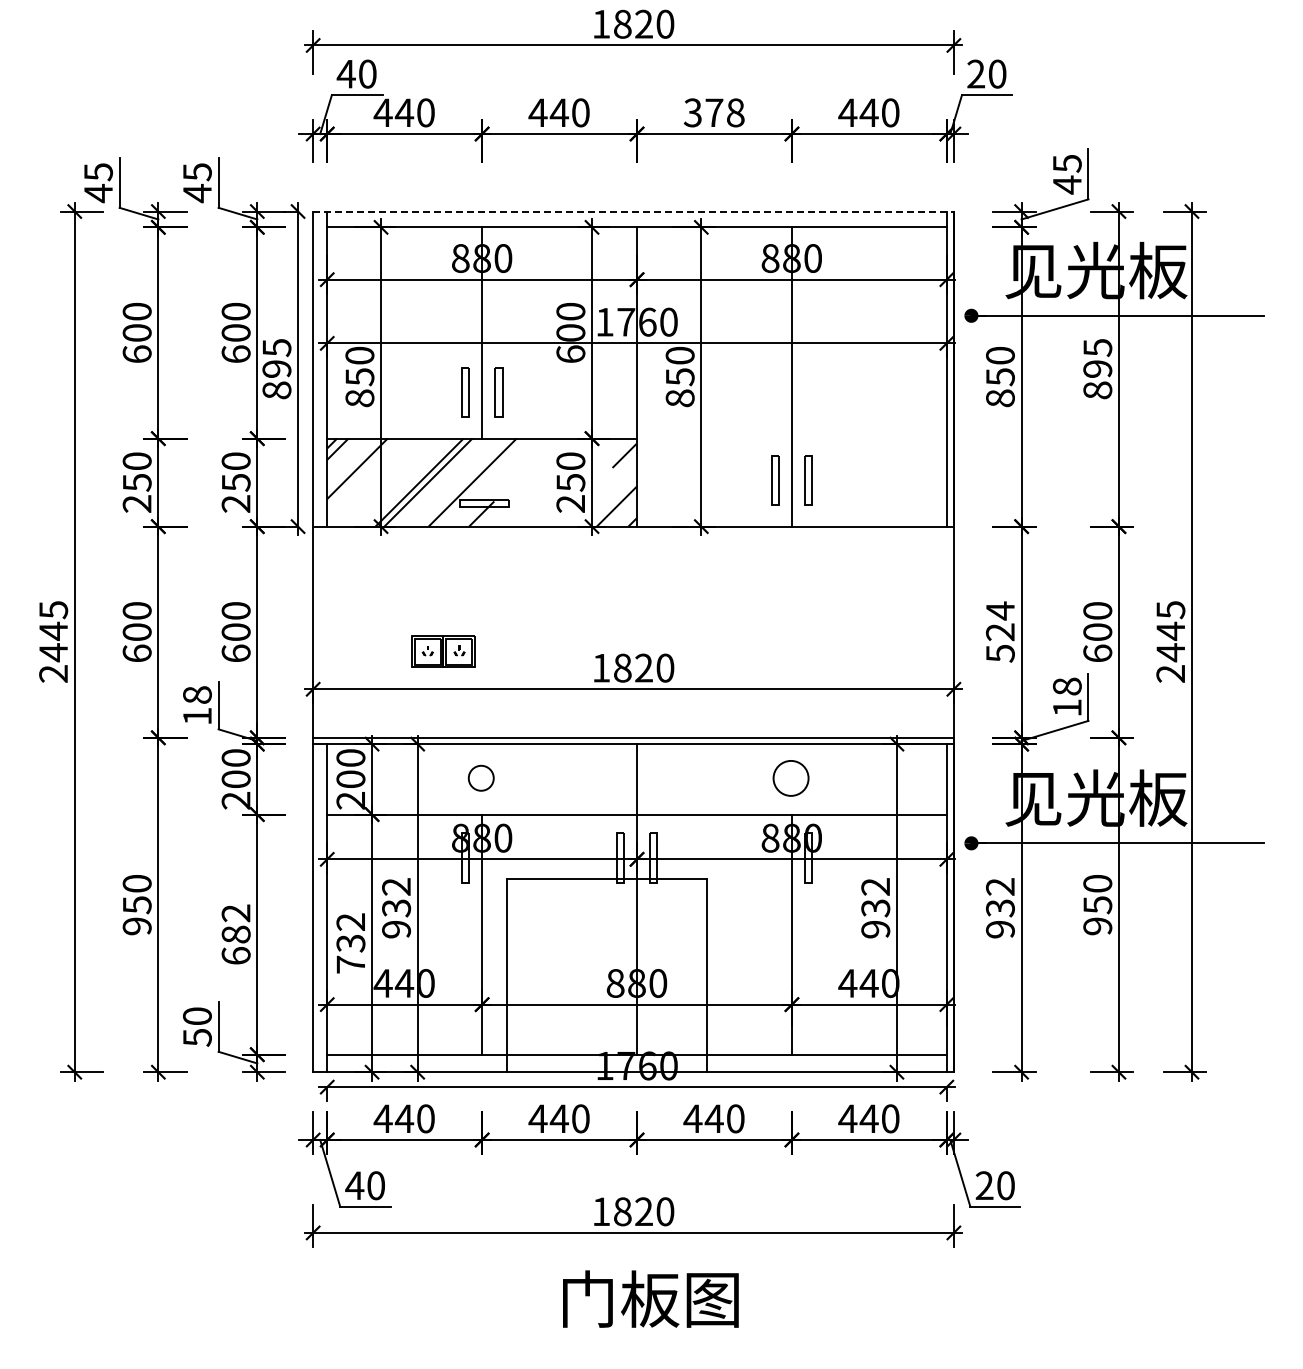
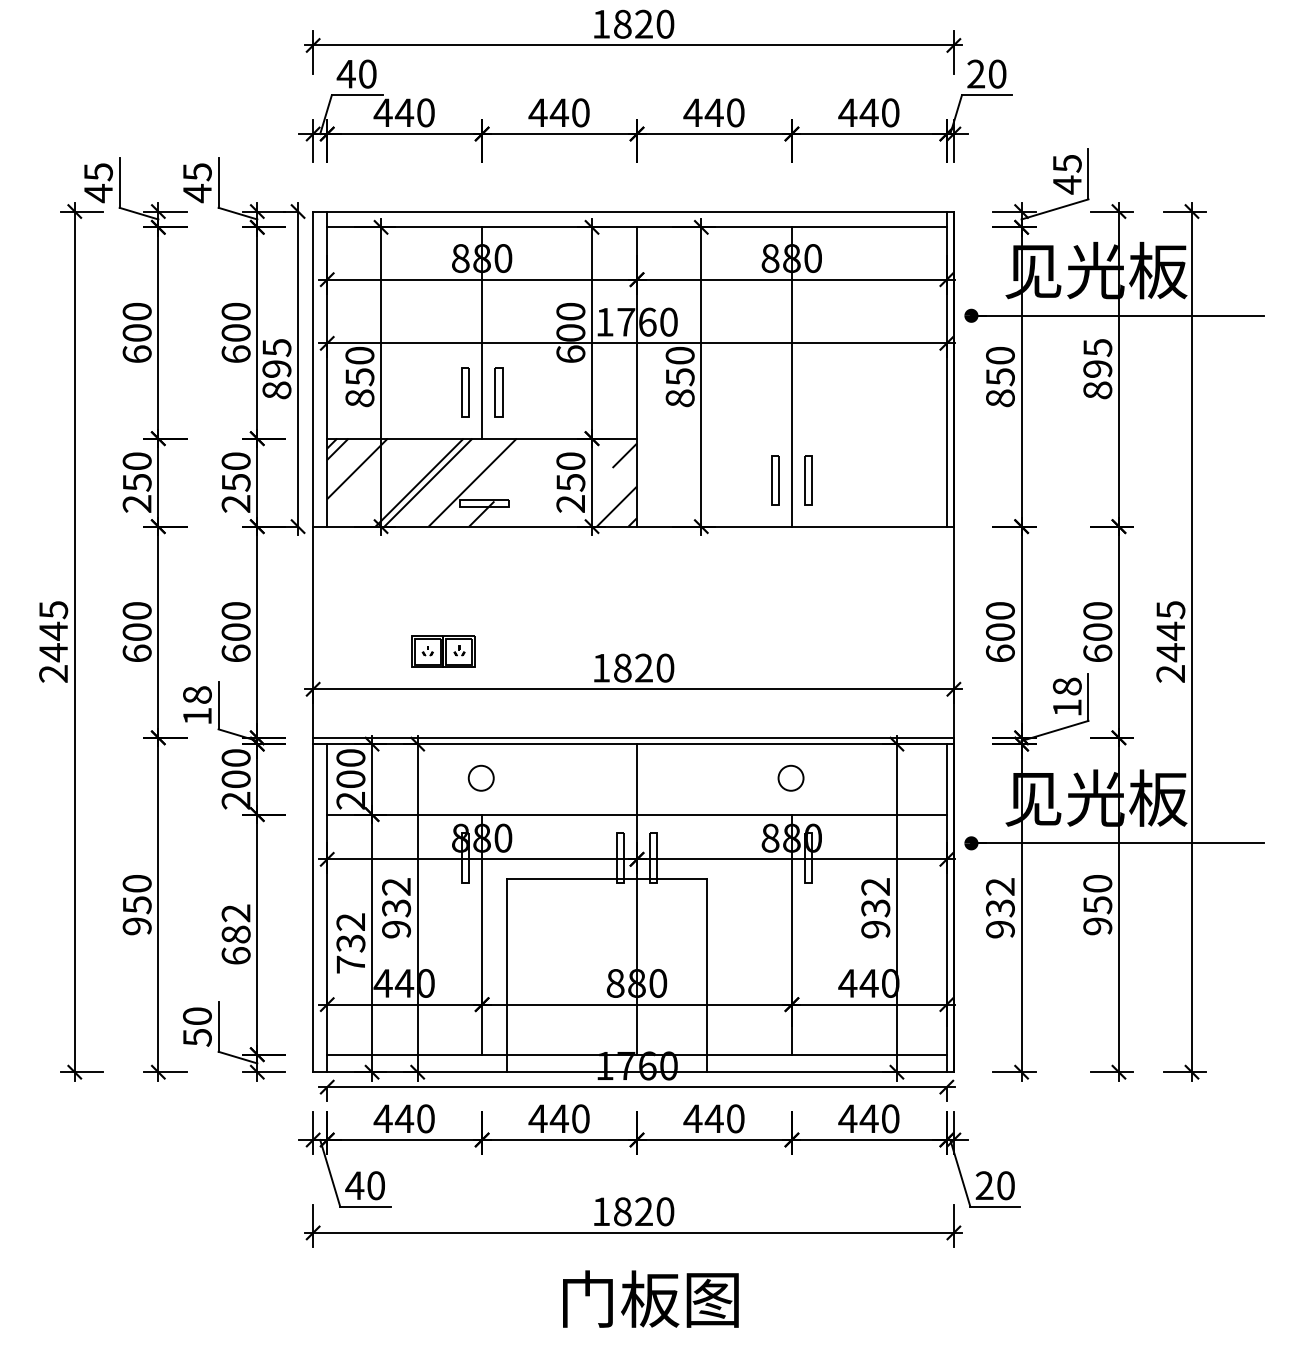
text: 378 -> 440 (713, 112)
line: dashed -> solid (634, 211)
text: 524 -> 600 (1000, 631)
circle size: 38x37 px -> 28x28 px (790, 777)
